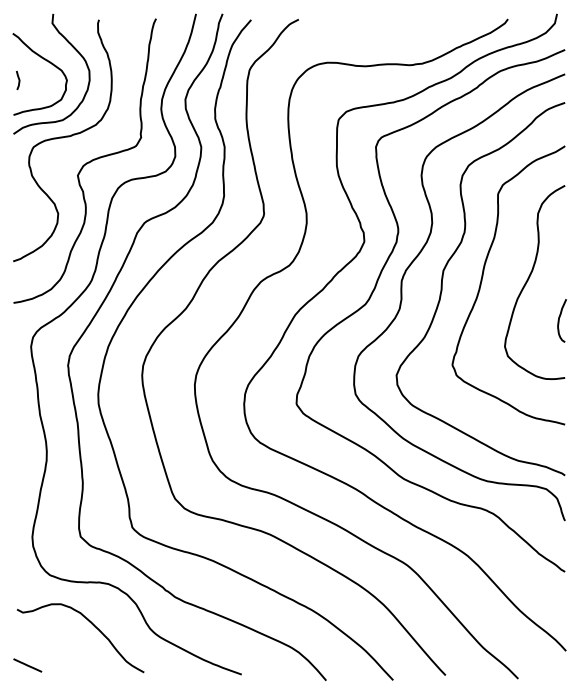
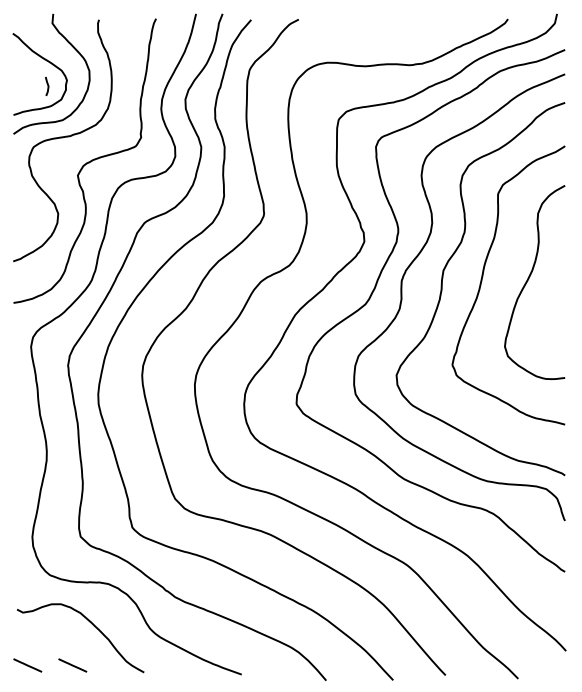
line position: (18, 79) -> (47, 85) (47, 85)
curve: present -> none (559, 320)
line: none -> present (72, 665)
